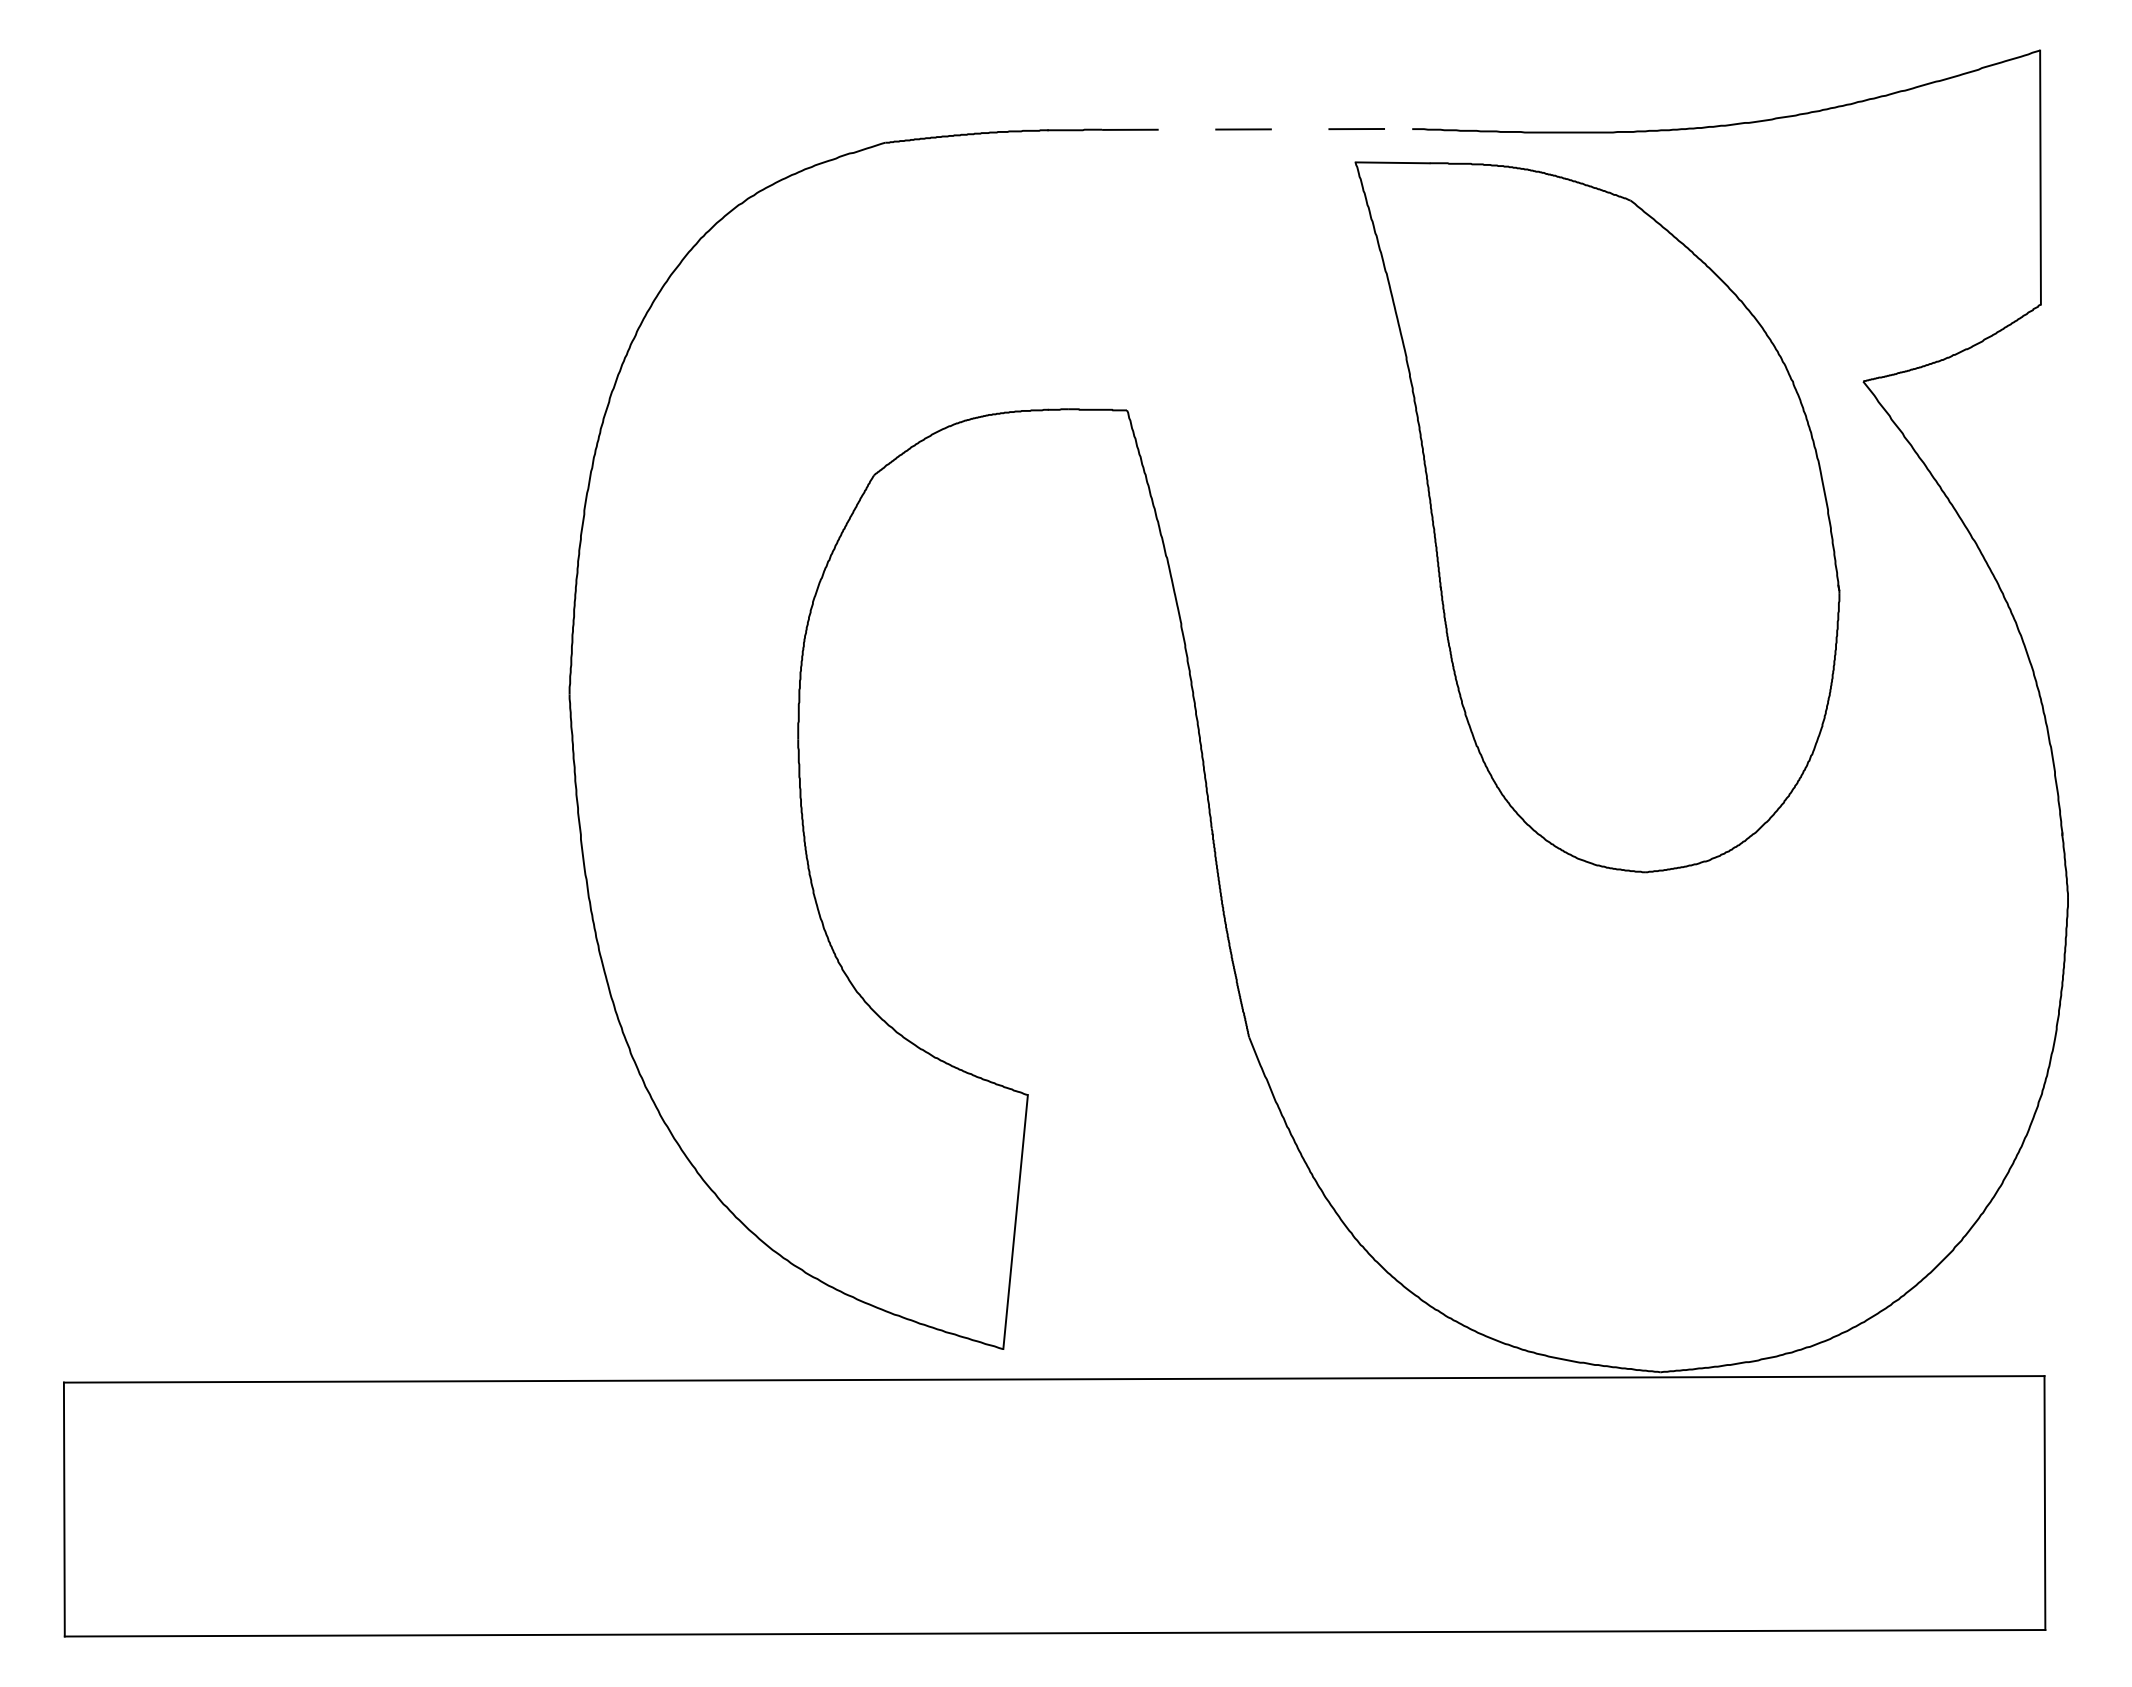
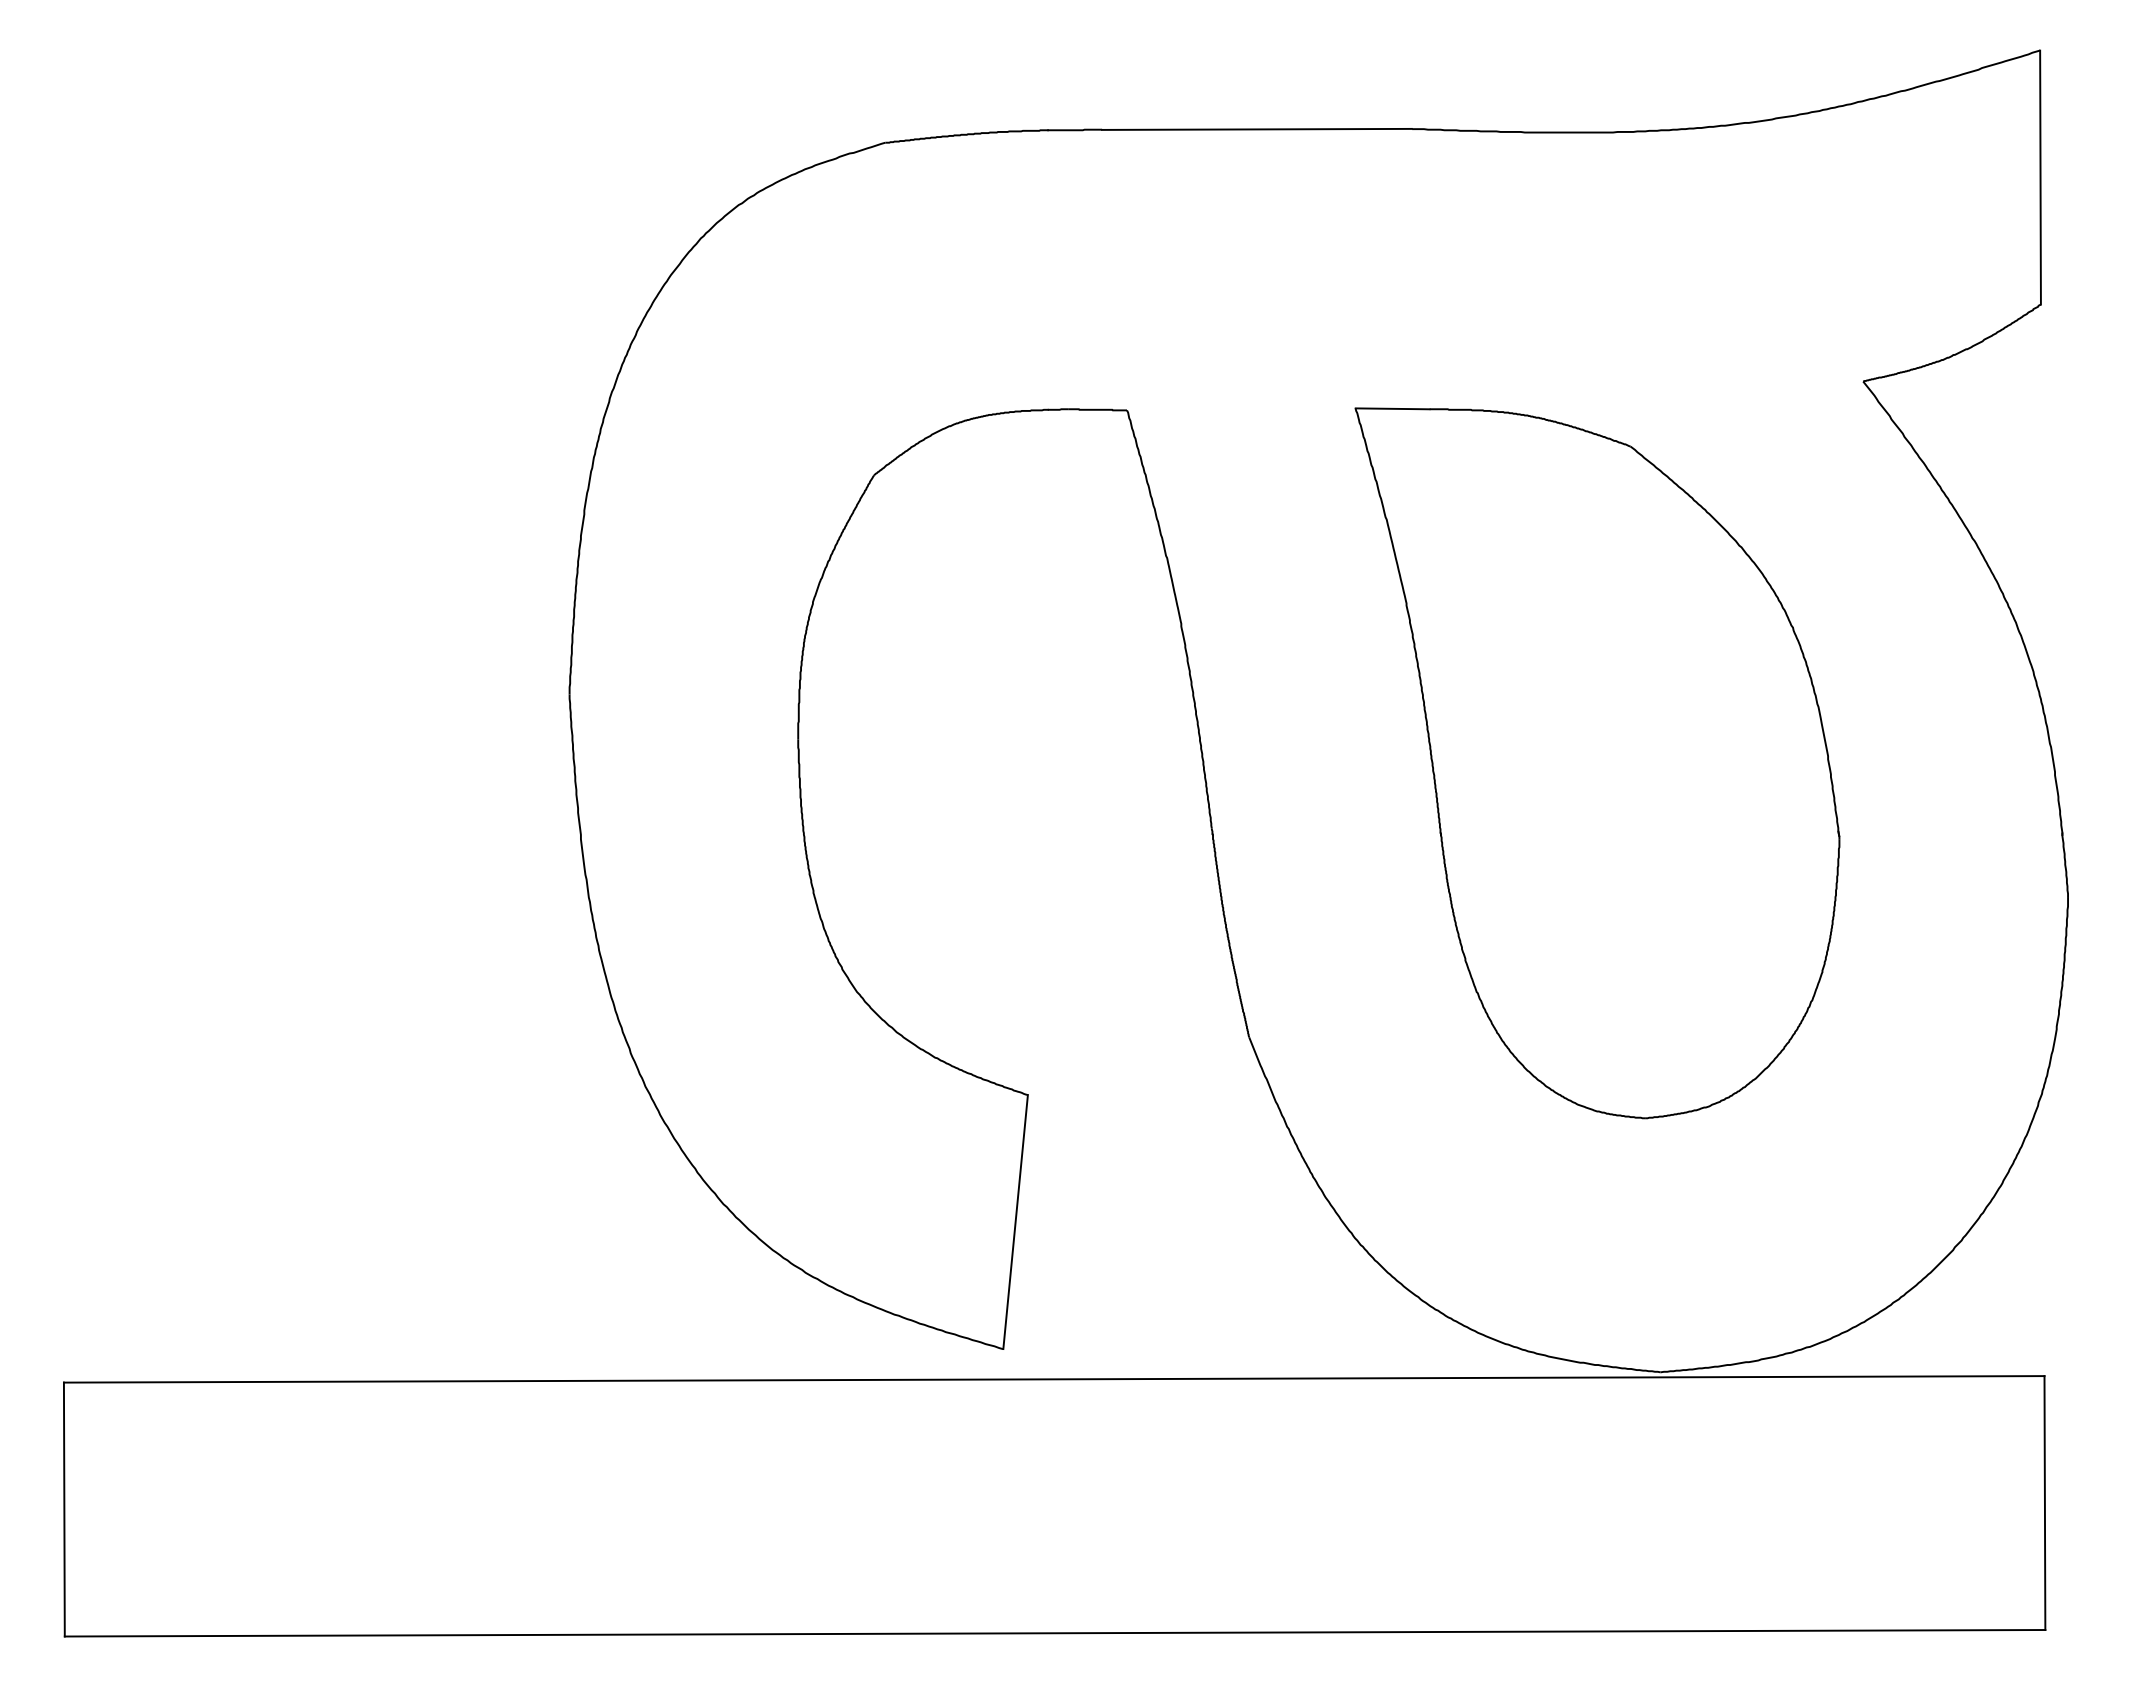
line: dashed -> solid (1257, 129)
part position: (1597, 517) -> (1597, 763) (1597, 763)
